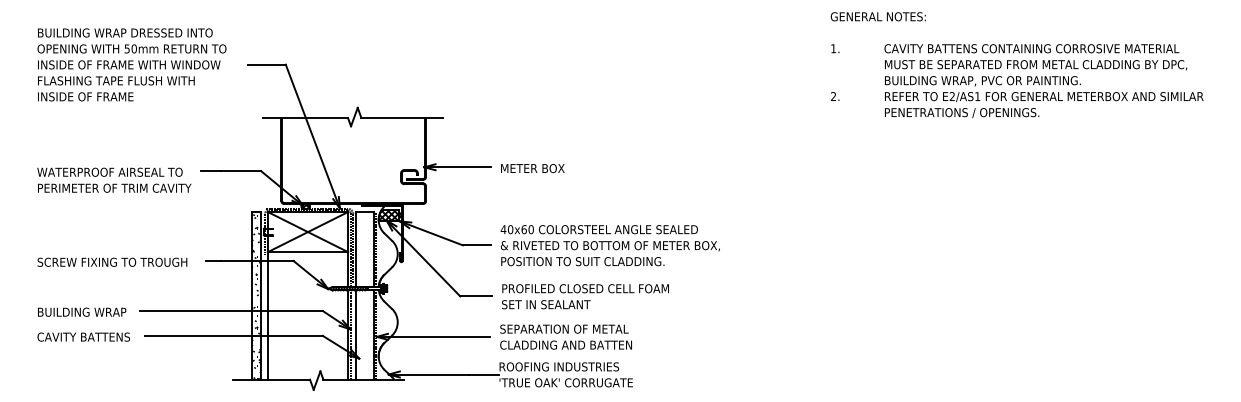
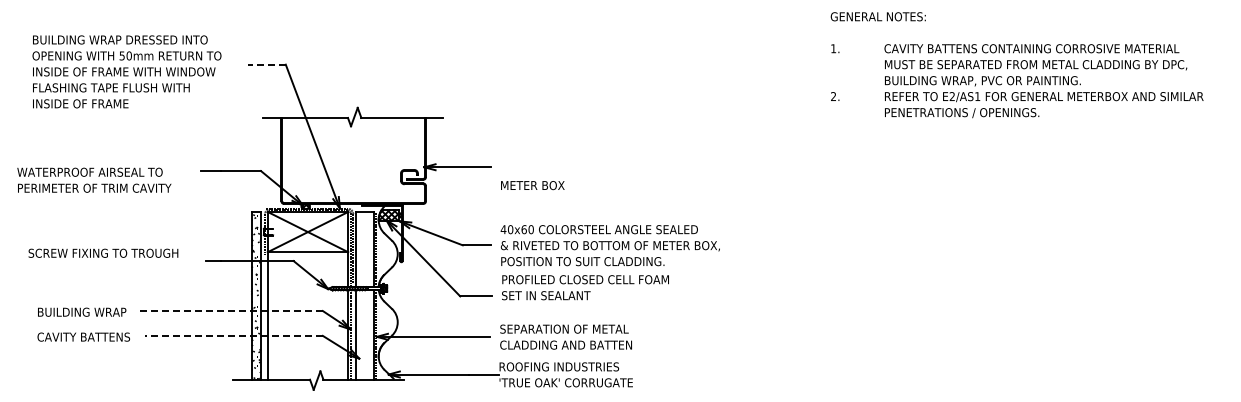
text position: (131, 64) -> (126, 71) (126, 71)
line: solid -> dashed (267, 64)
text position: (532, 168) -> (532, 185) (532, 185)
text position: (114, 179) -> (94, 179) (94, 179)
text position: (112, 261) -> (103, 252) (103, 252)
text position: (585, 296) -> (585, 287) (585, 287)
line: solid -> dashed (231, 311)
line: solid -> dashed (234, 335)
